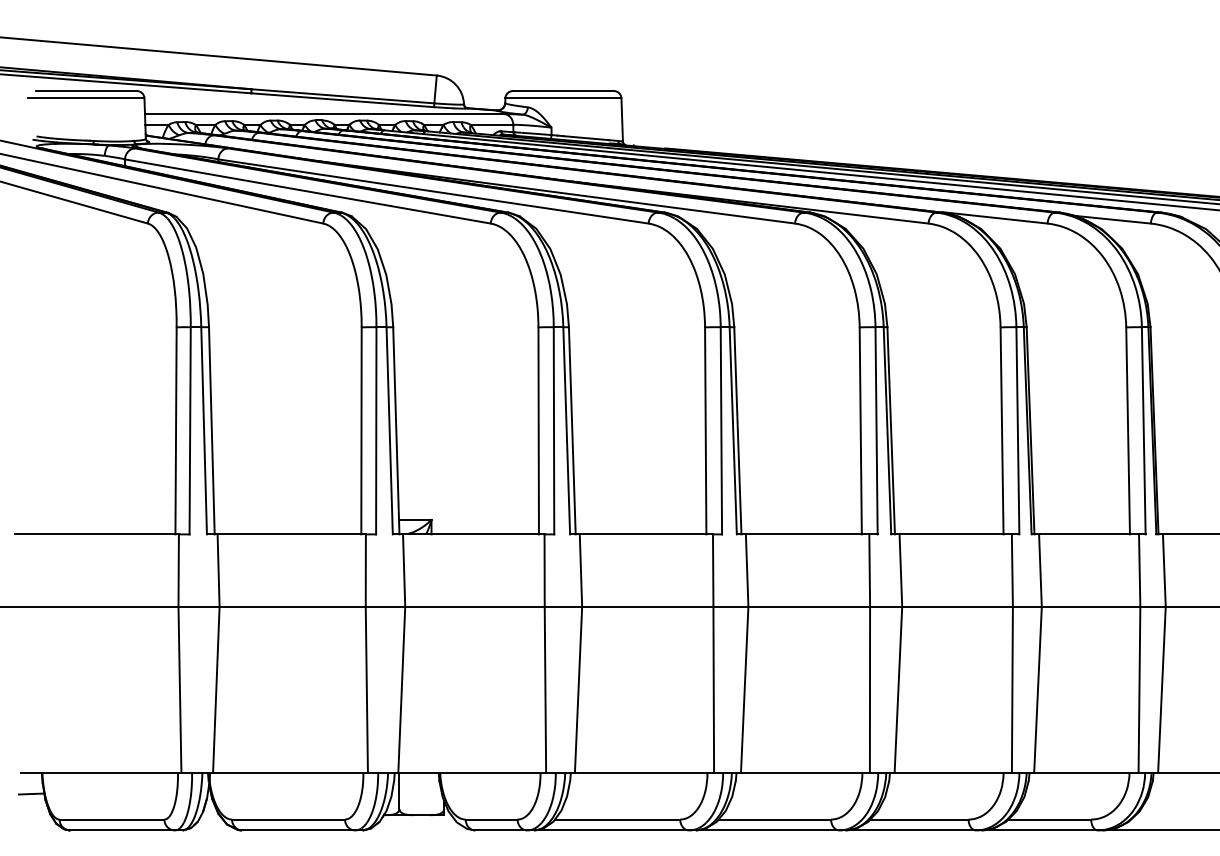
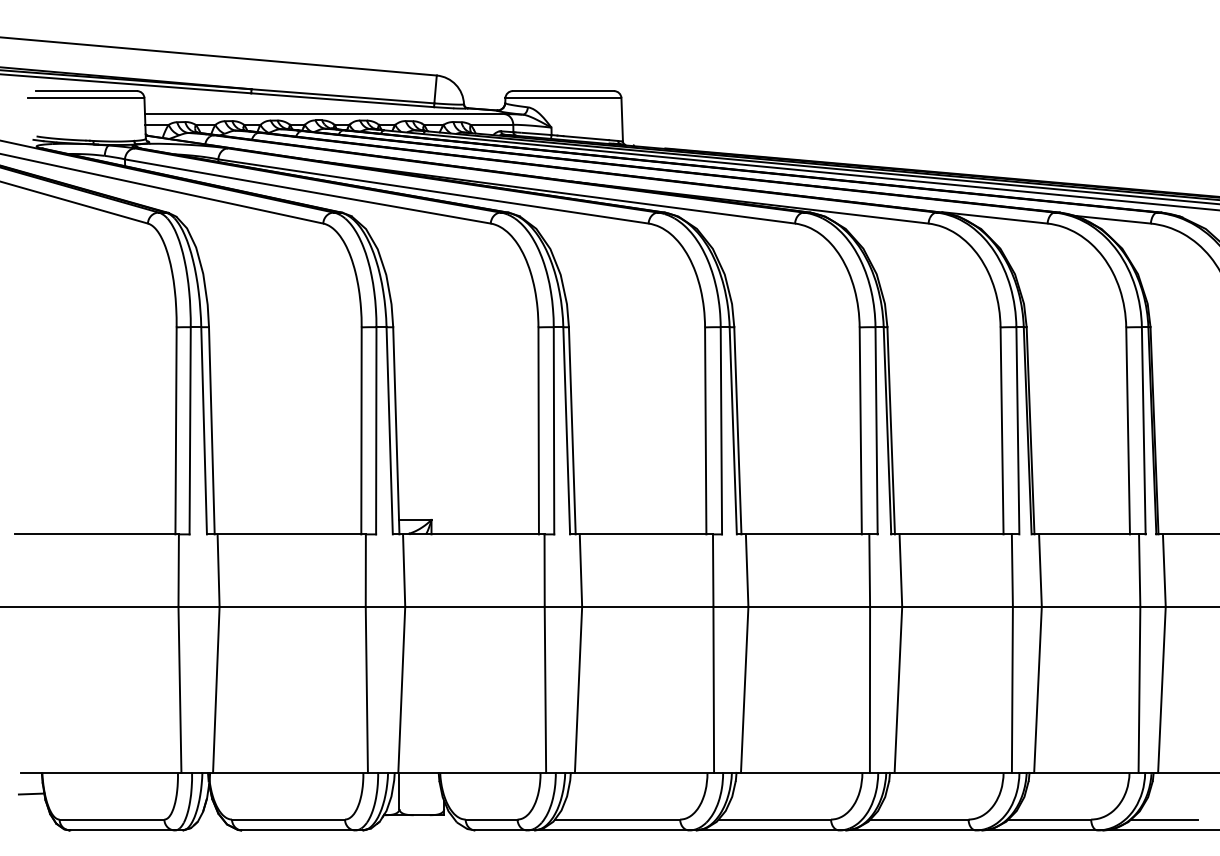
line: none -> present (1164, 819)
